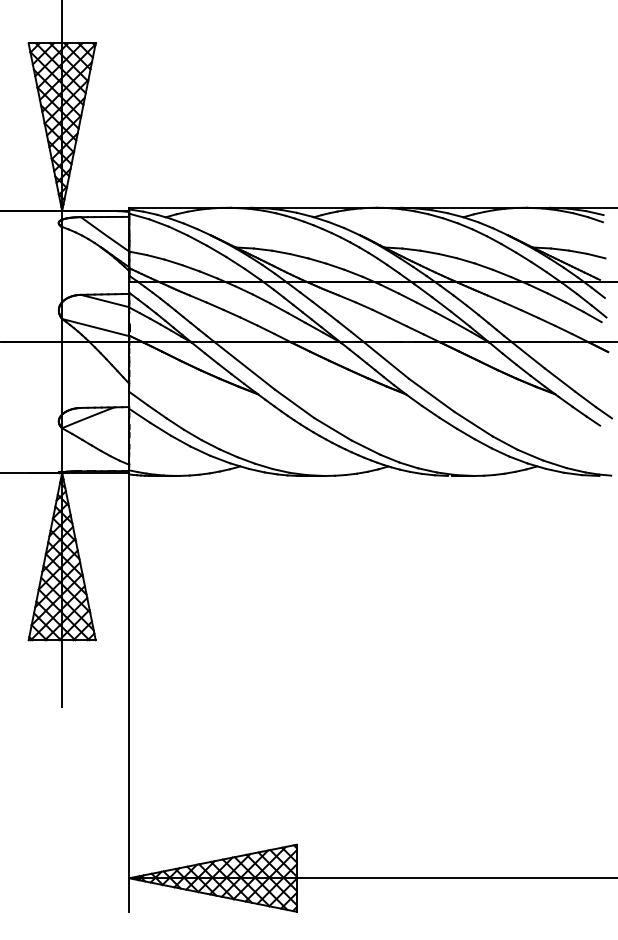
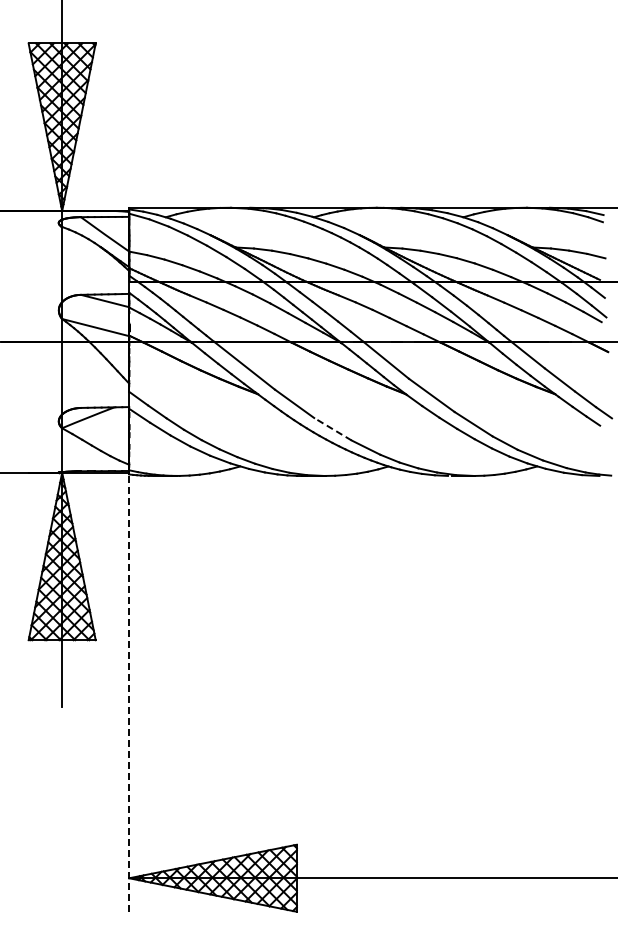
line: solid -> dashed (332, 429)
line: solid -> dashed (129, 693)
